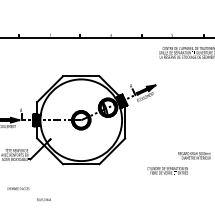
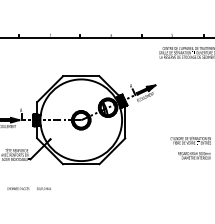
text position: (167, 170) -> (190, 140) (190, 140)
text position: (43, 199) -> (43, 188) (43, 188)
